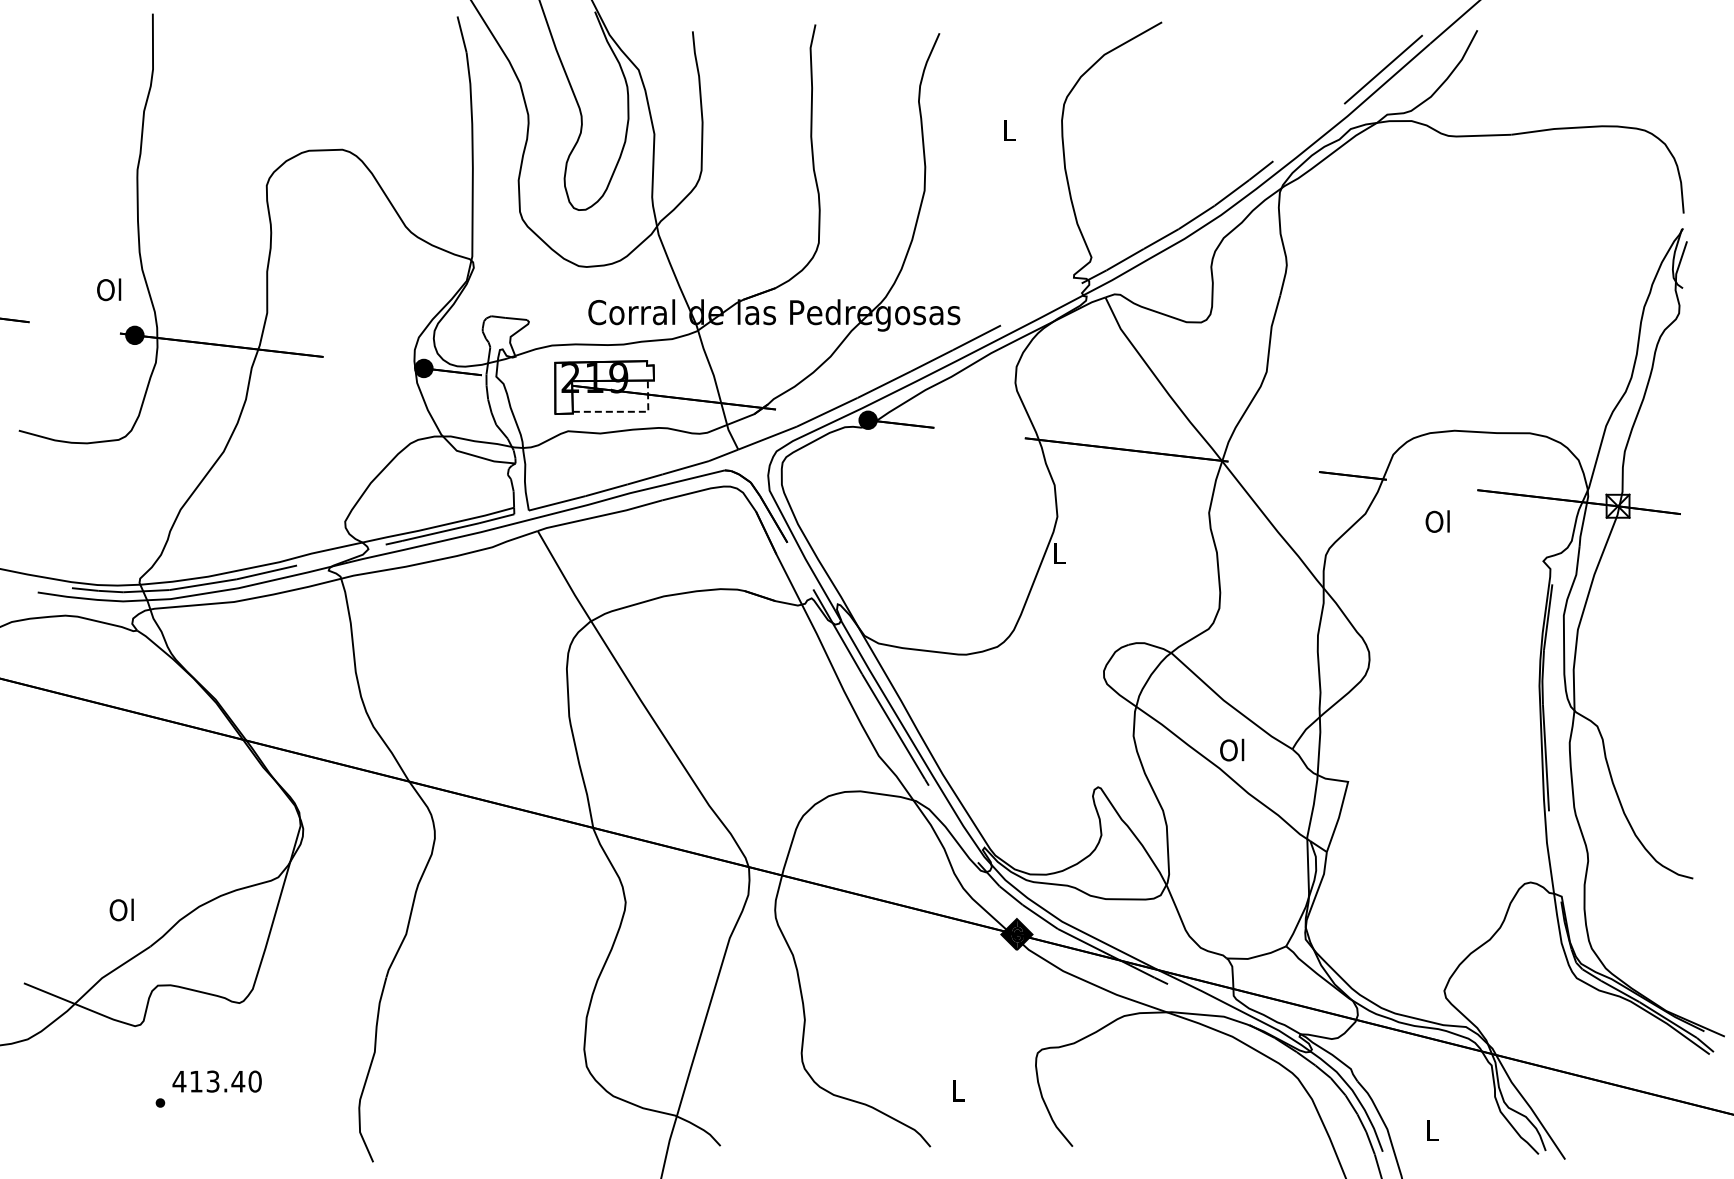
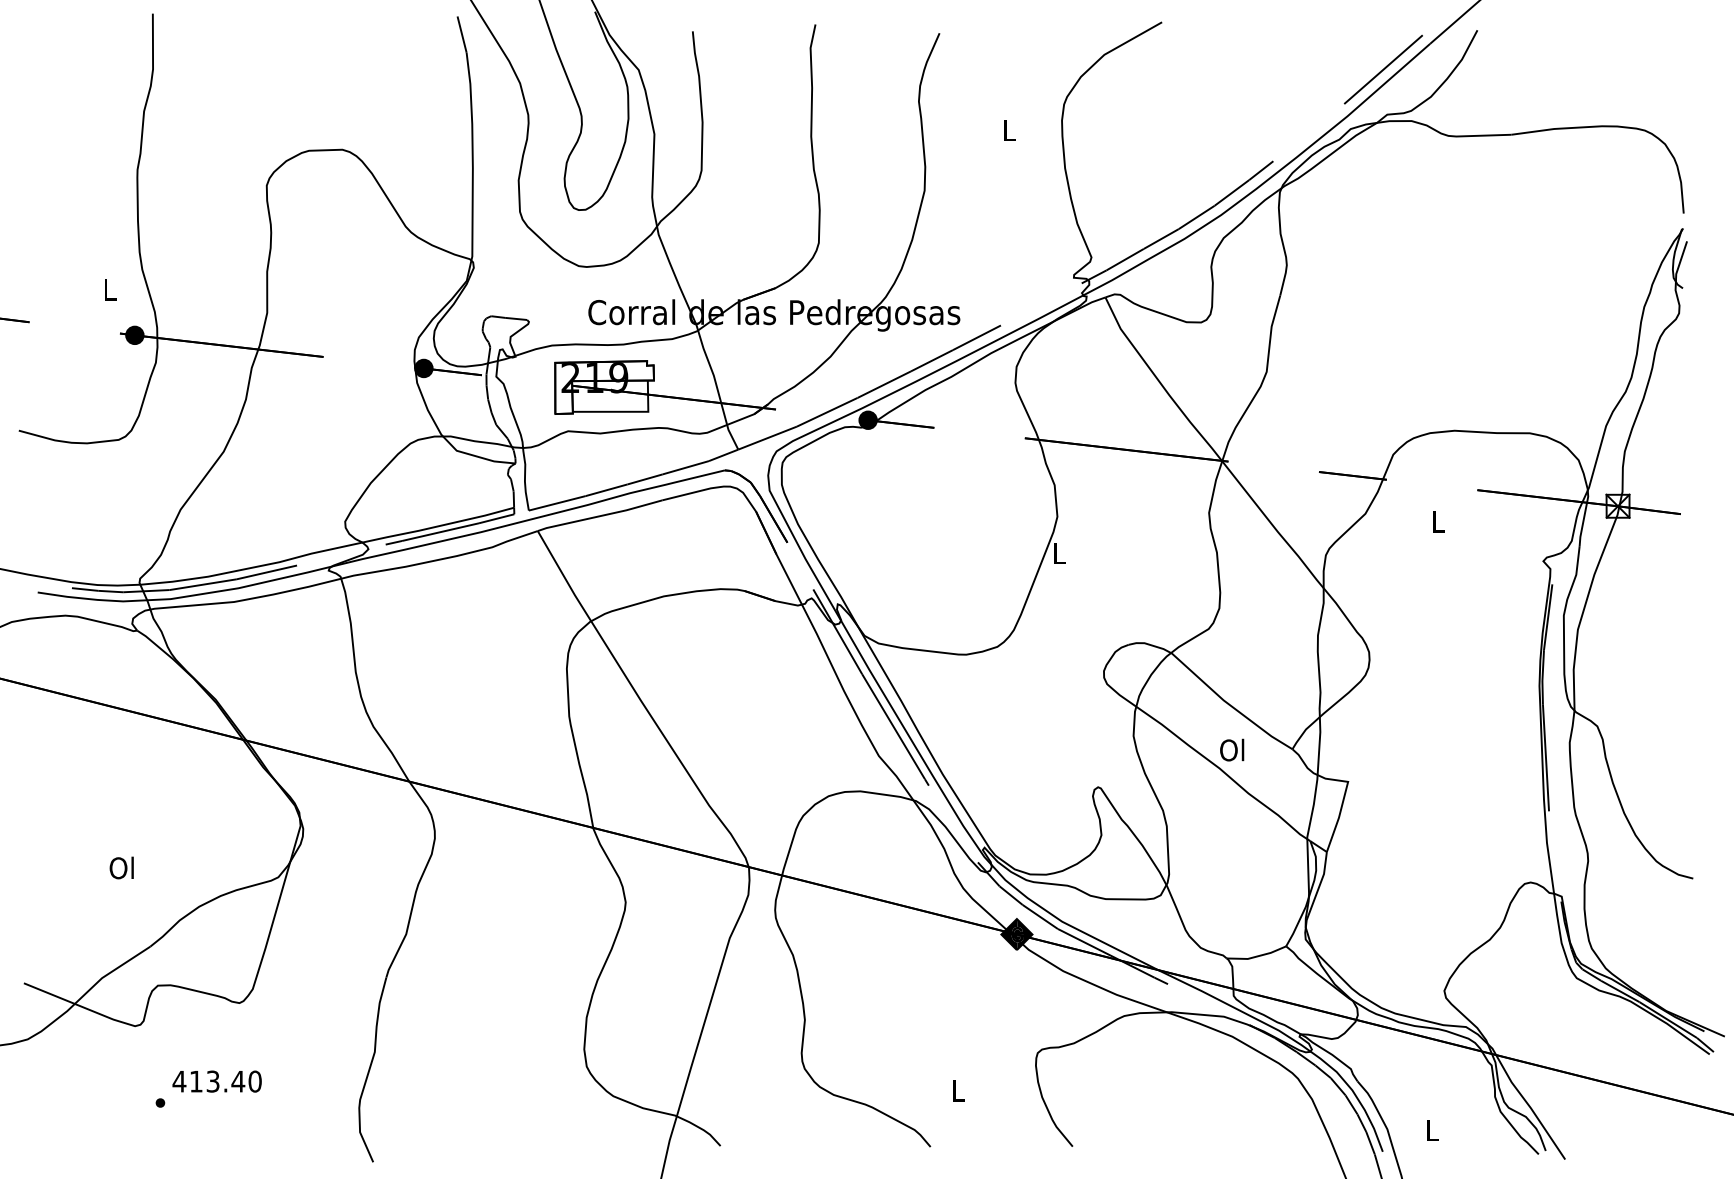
text: Ol -> L (109, 289)
line: dashed -> solid (627, 411)
text: Ol -> L (1437, 521)
text position: (121, 909) -> (121, 867) (121, 867)
